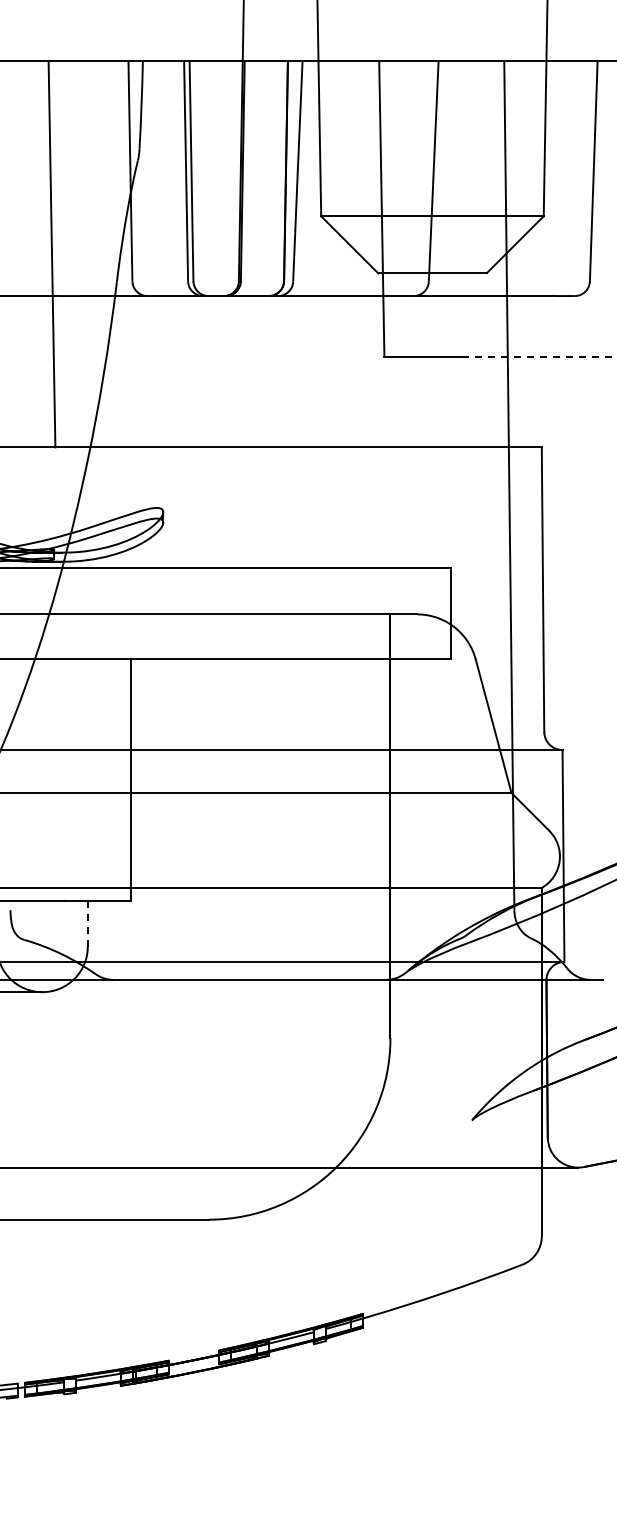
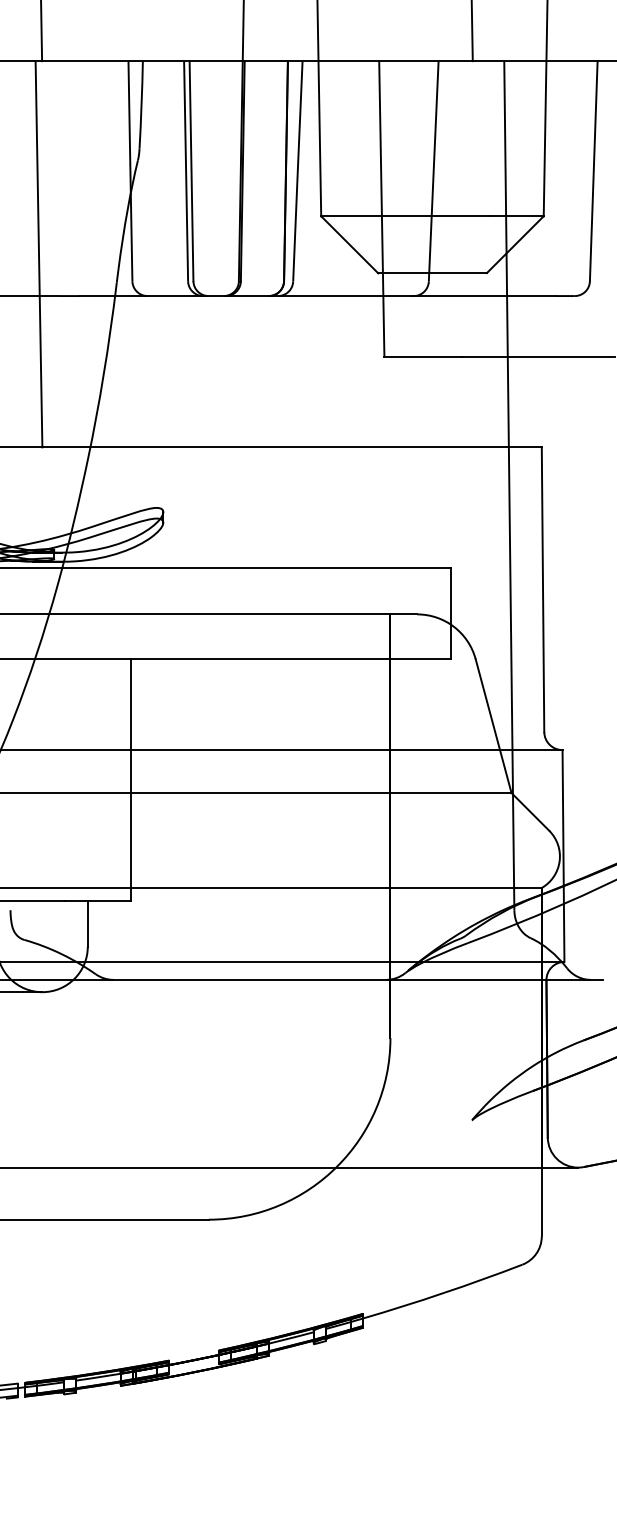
line: none -> present (41, 31)
line: none -> present (471, 31)
line position: (51, 254) -> (38, 254) (38, 254)
line: dashed -> solid (538, 356)
line: dashed -> solid (87, 924)
